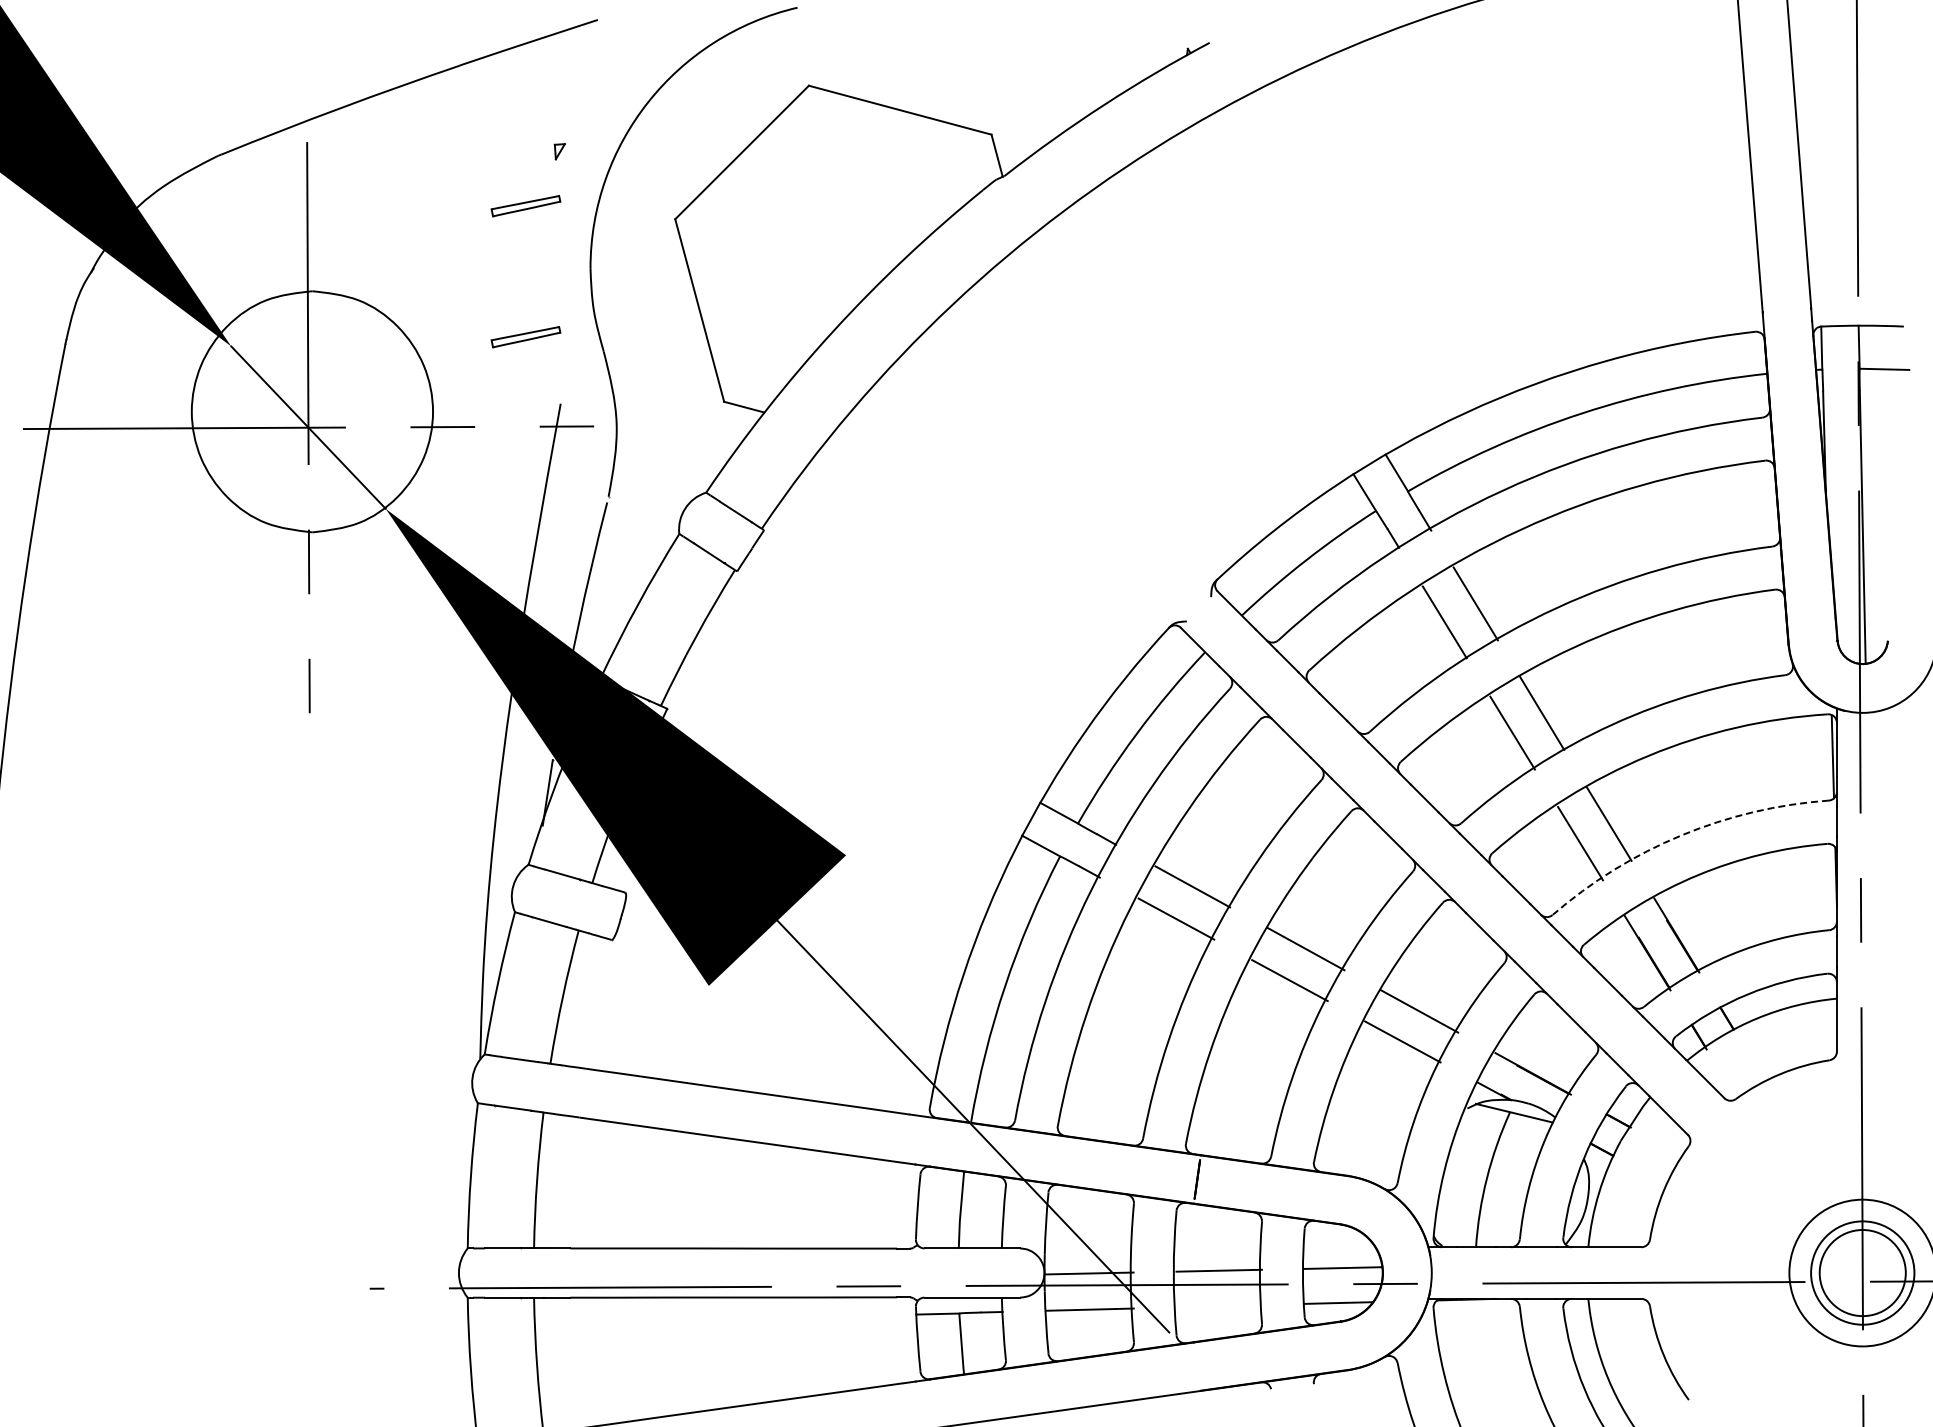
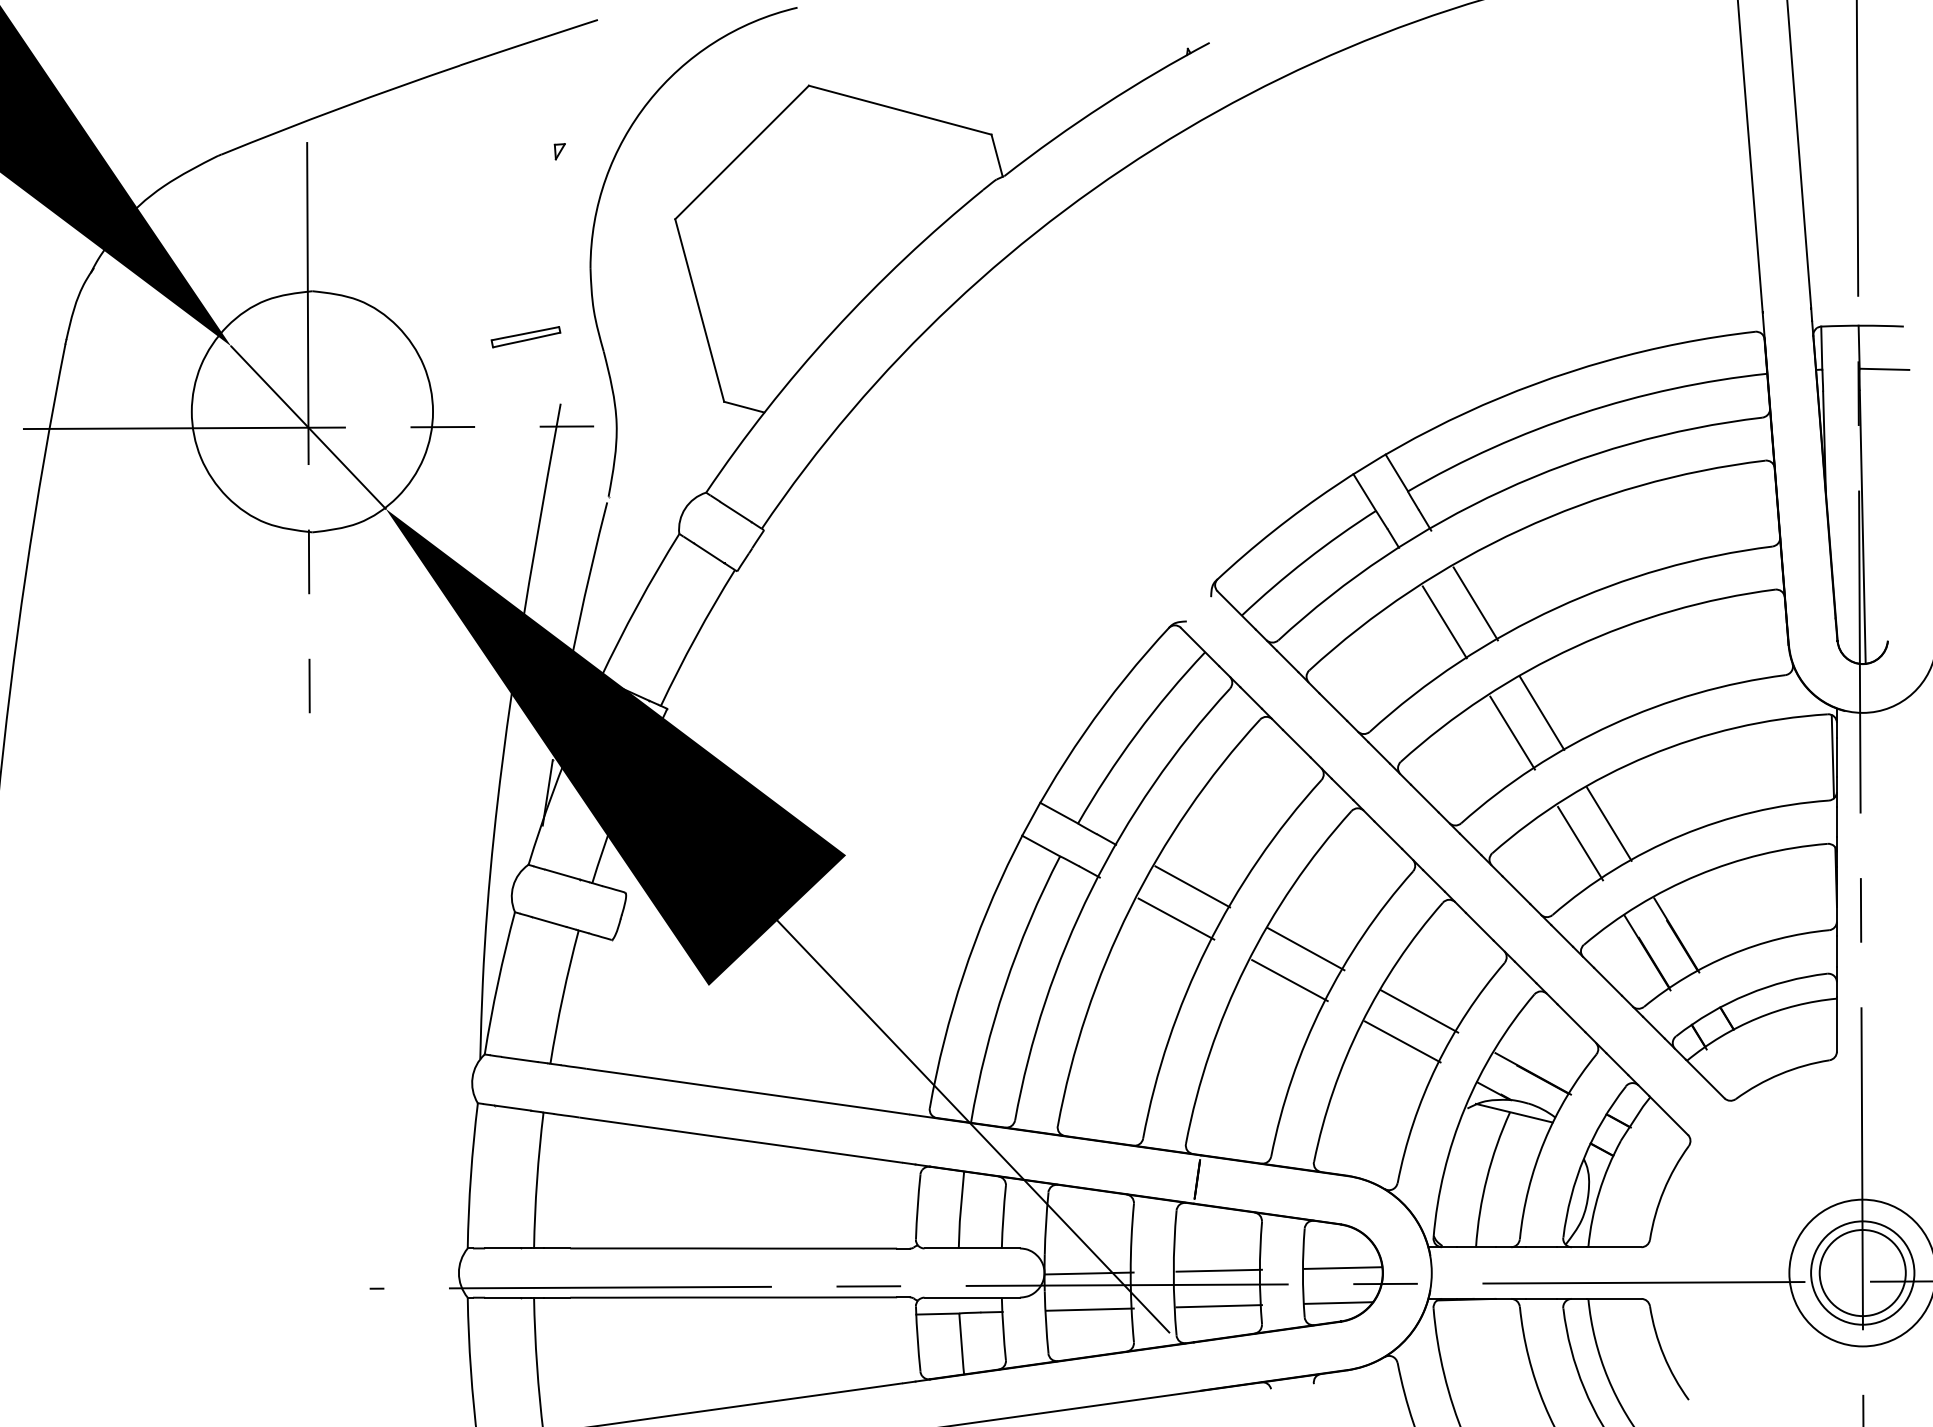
part: present -> none (525, 206)
arc: dashed -> solid (1681, 835)
line: none -> present (1218, 1306)
